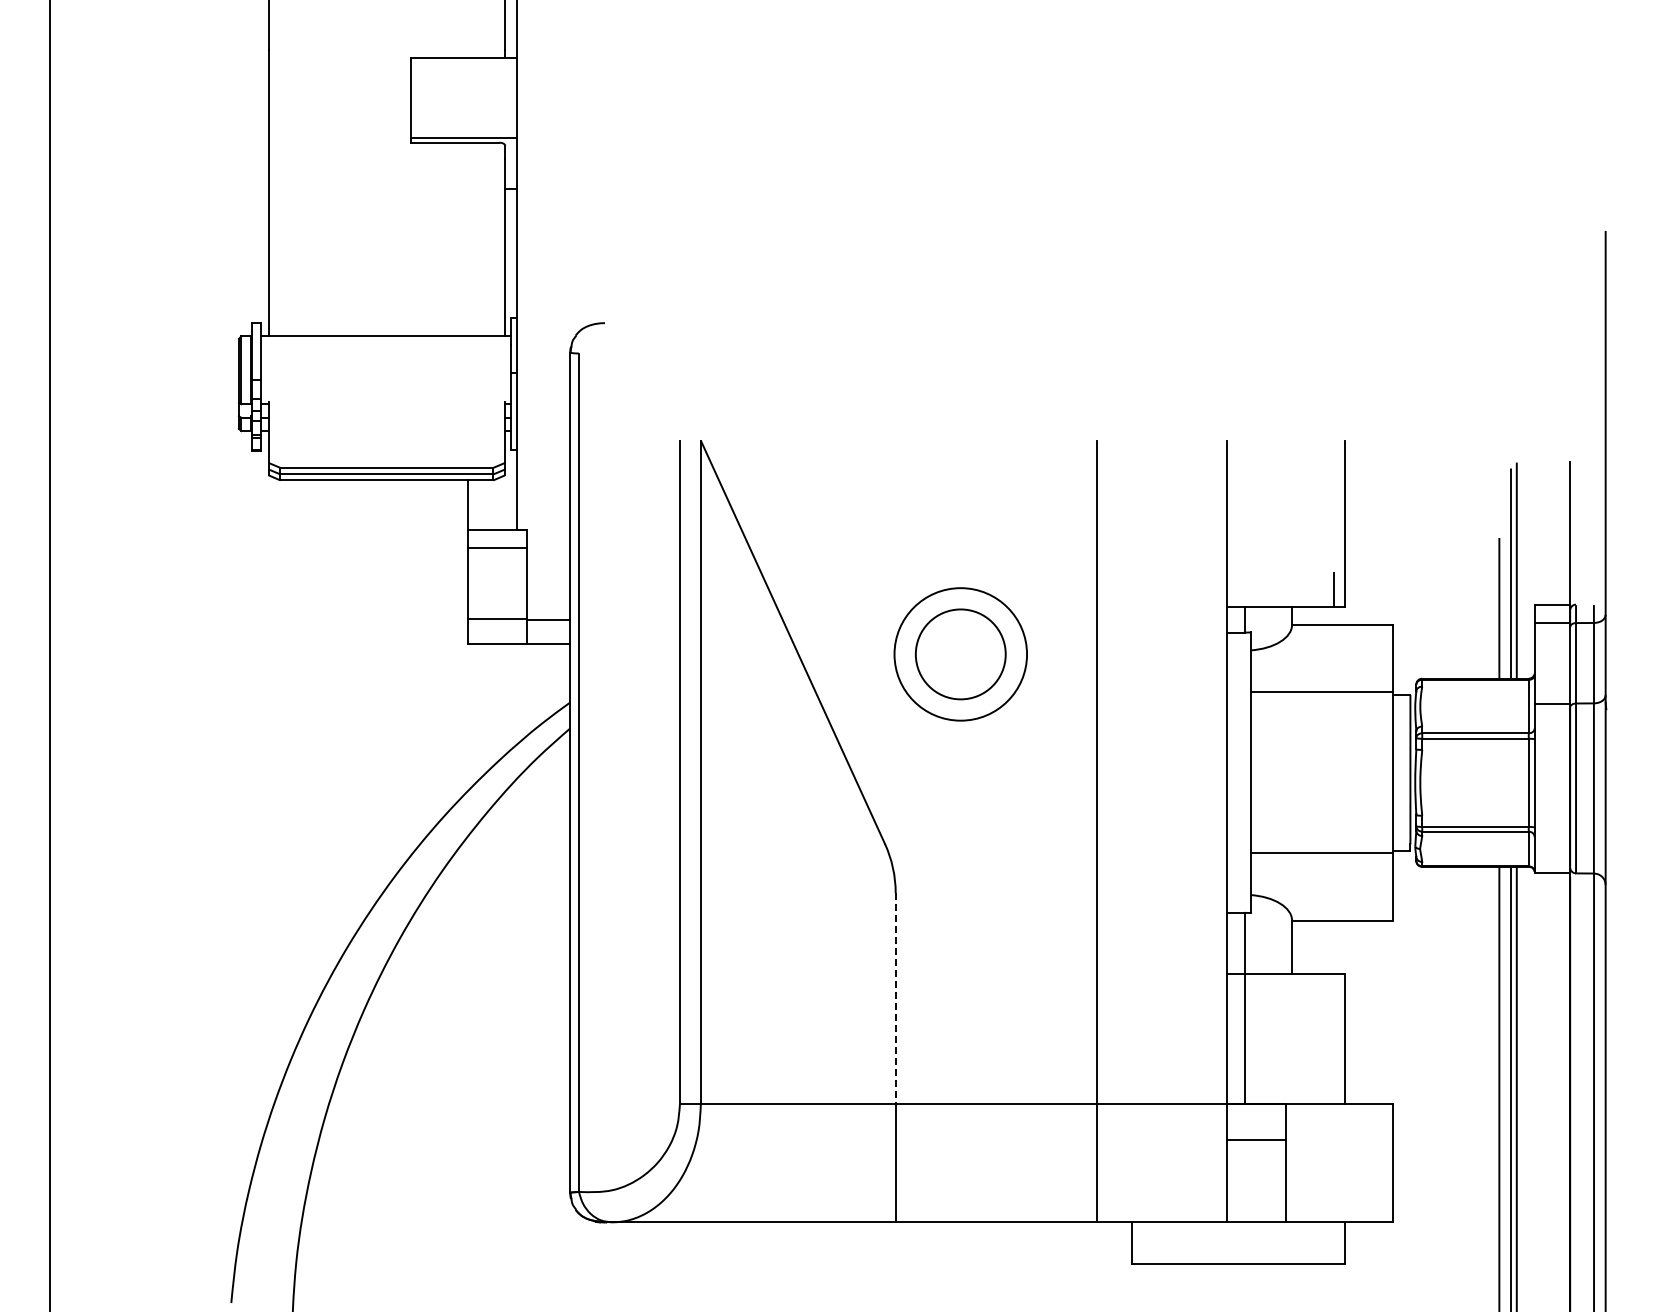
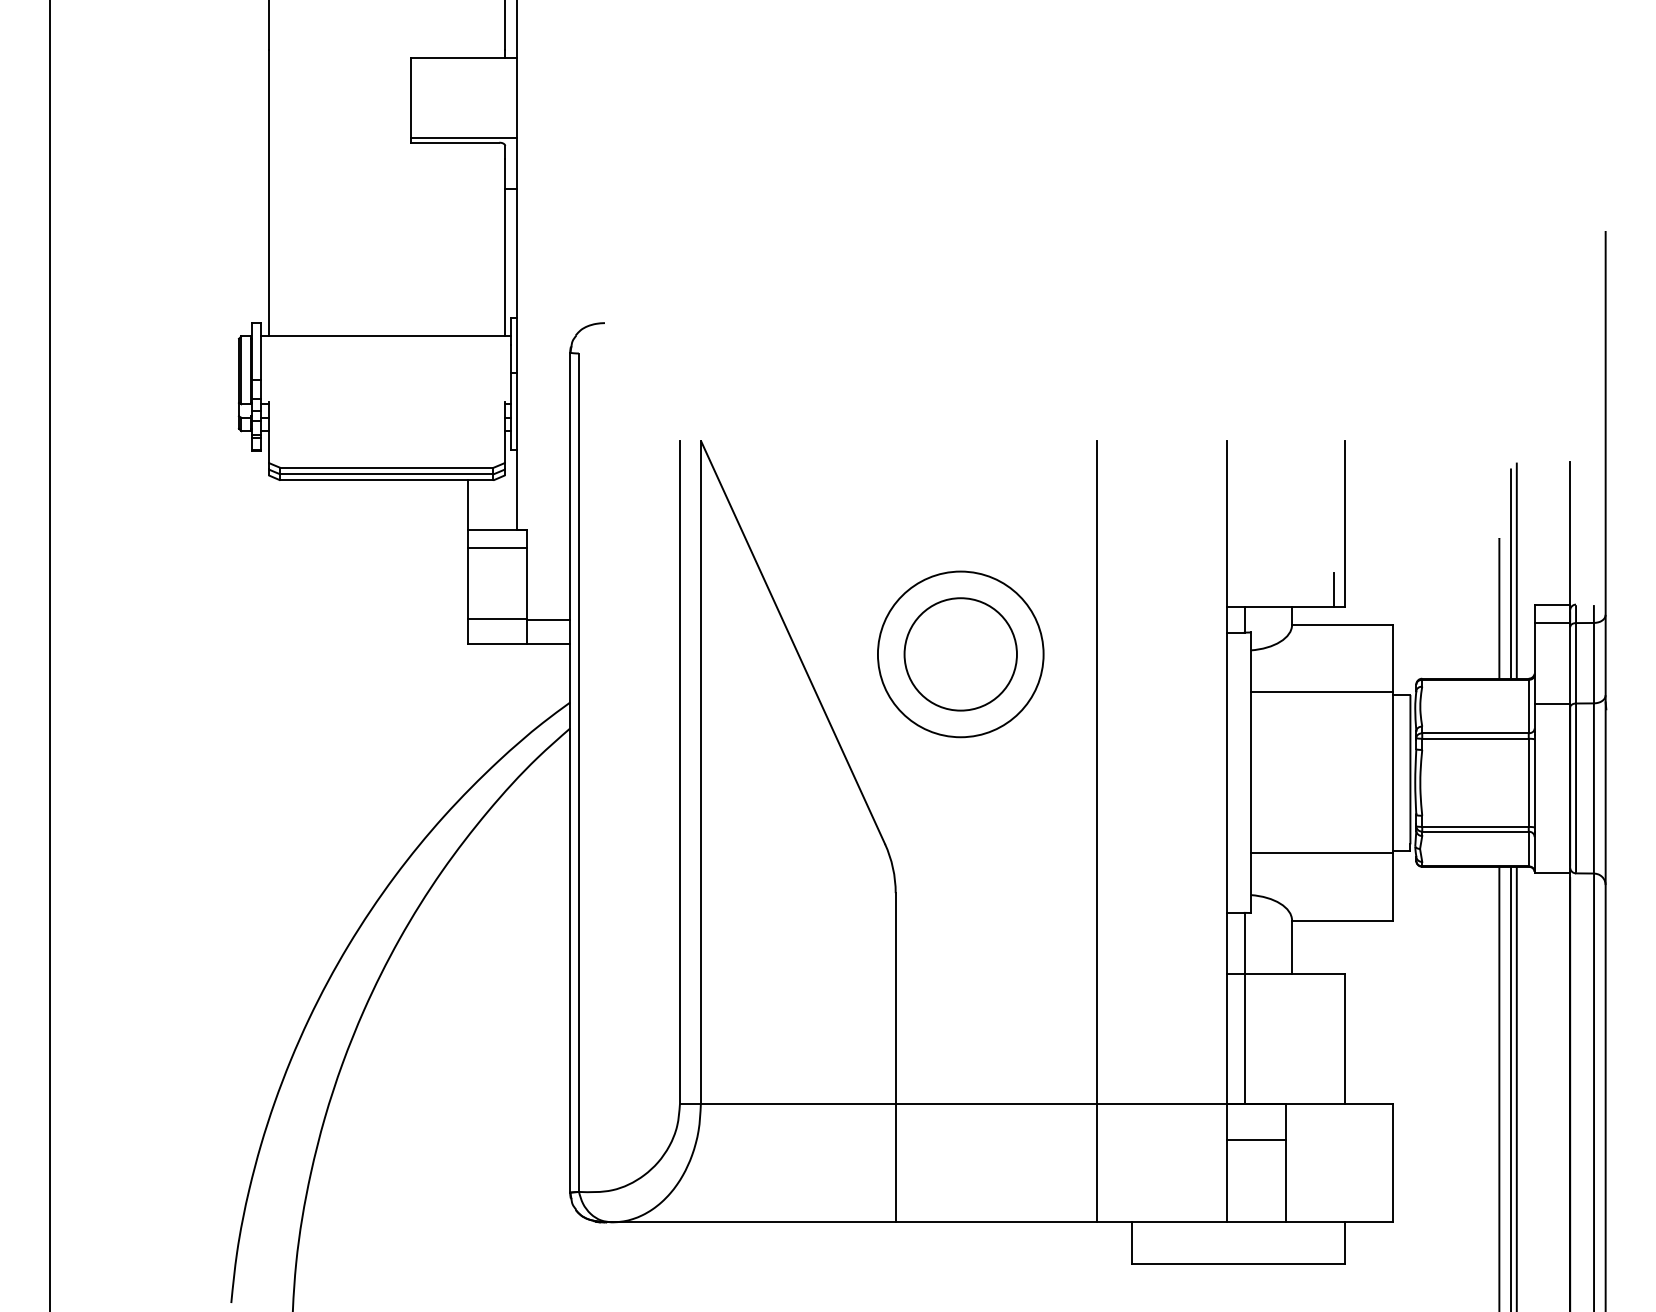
circle diameter: 133 px -> 166 px (960, 654)
circle diameter: 90 px -> 112 px (960, 654)
line: dashed -> solid (895, 999)
